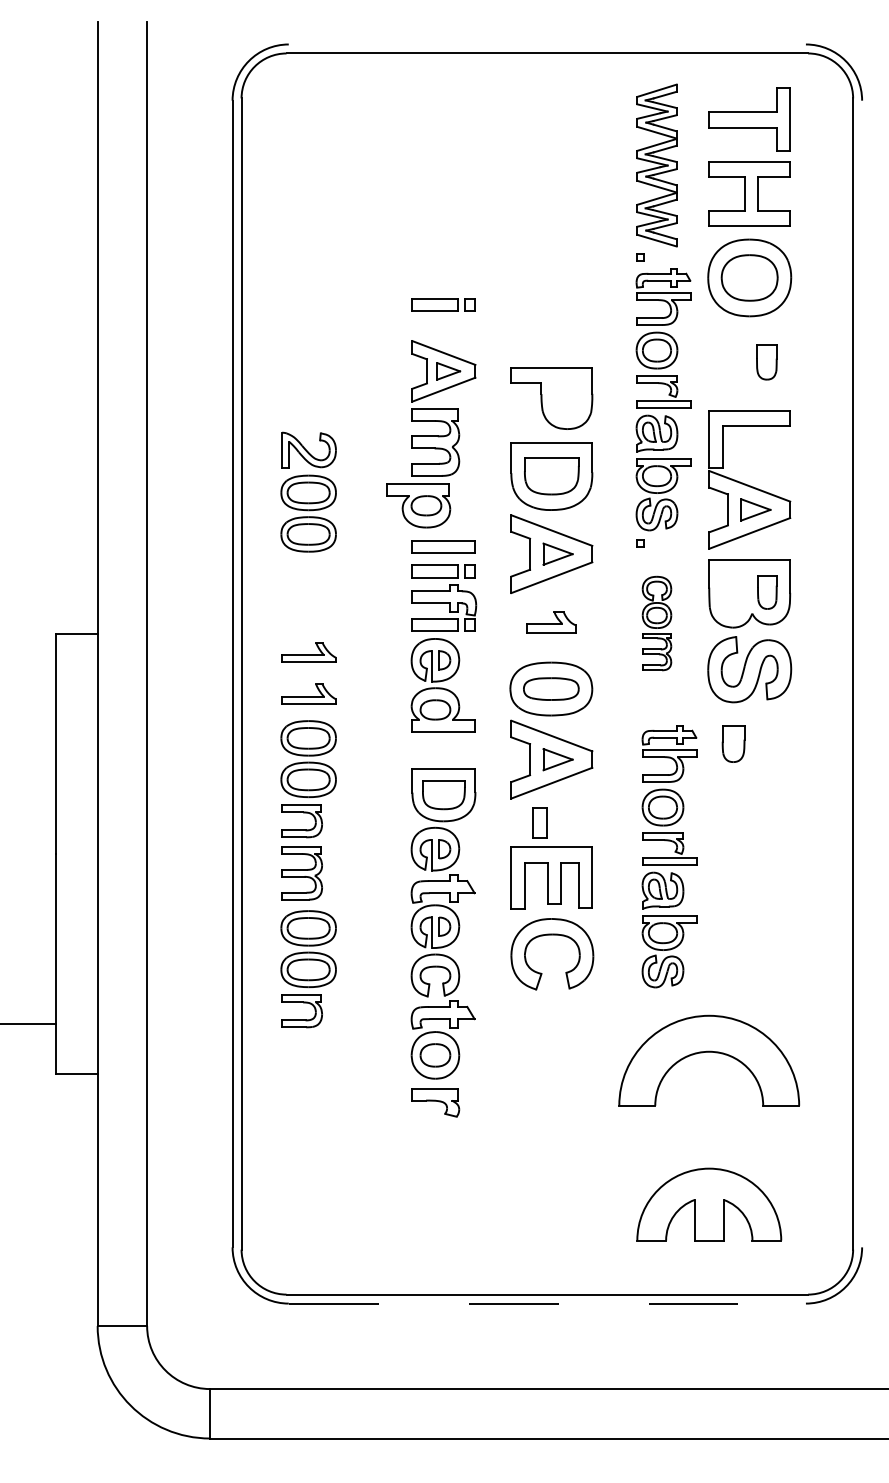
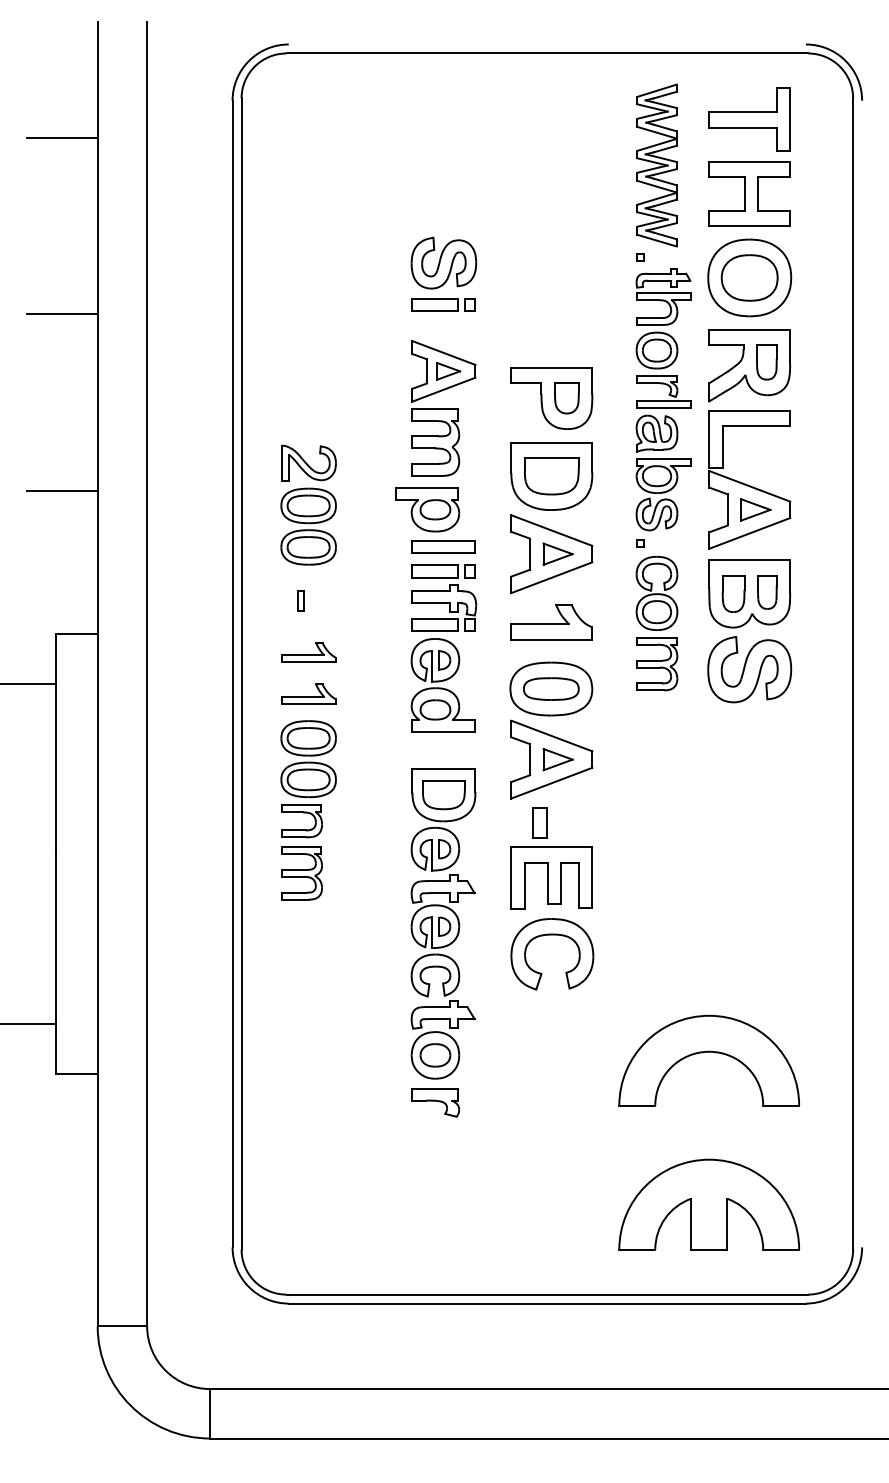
line: none -> present (61, 137)
part: none -> present (443, 262)
line: none -> present (61, 314)
part: none -> present (749, 365)
part: none -> present (566, 398)
line: none -> present (61, 490)
part position: (308, 491) -> (308, 504) (308, 504)
part position: (418, 505) -> (427, 509) (427, 509)
part: none -> present (300, 600)
part size: 51x23 px -> 83x37 px (551, 622)
part size: 32x97 px -> 44x137 px (656, 623)
line: none -> present (29, 683)
part position: (733, 743) -> (733, 593) (733, 593)
part: present -> none (669, 856)
part: present -> none (308, 969)
part size: 147x75 px -> 183x93 px (709, 1204)
line: dashed -> solid (547, 1303)
